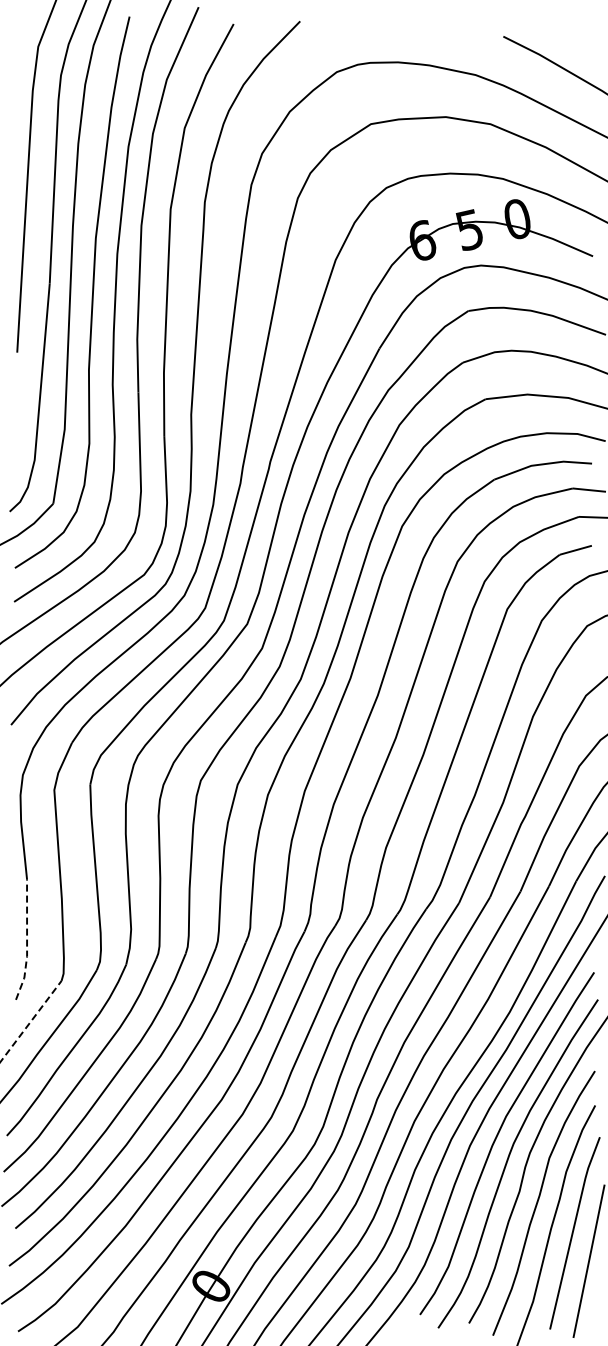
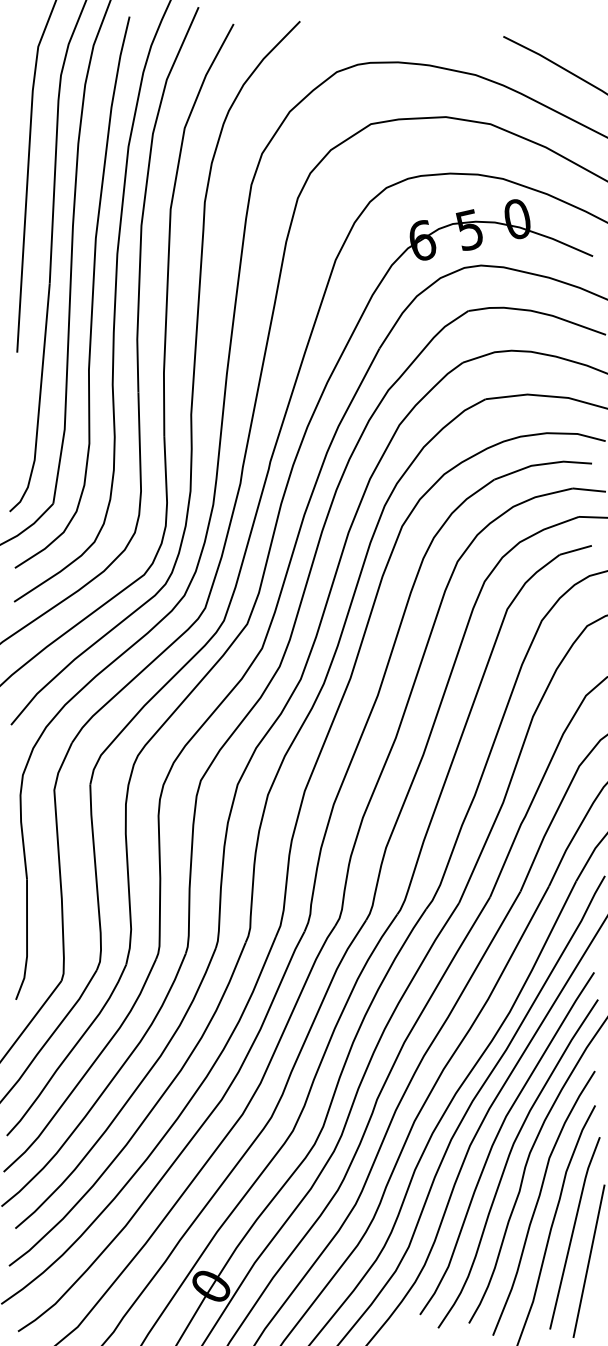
line: dashed -> solid (27, 941)
line: dashed -> solid (30, 1021)
